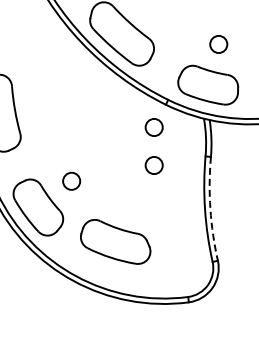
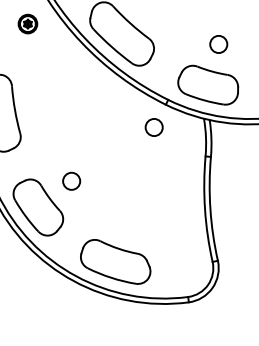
part: none -> present (27, 23)
circle: present -> none (153, 165)
arc: dashed -> solid (210, 209)
part position: (115, 241) -> (115, 261) (115, 261)
